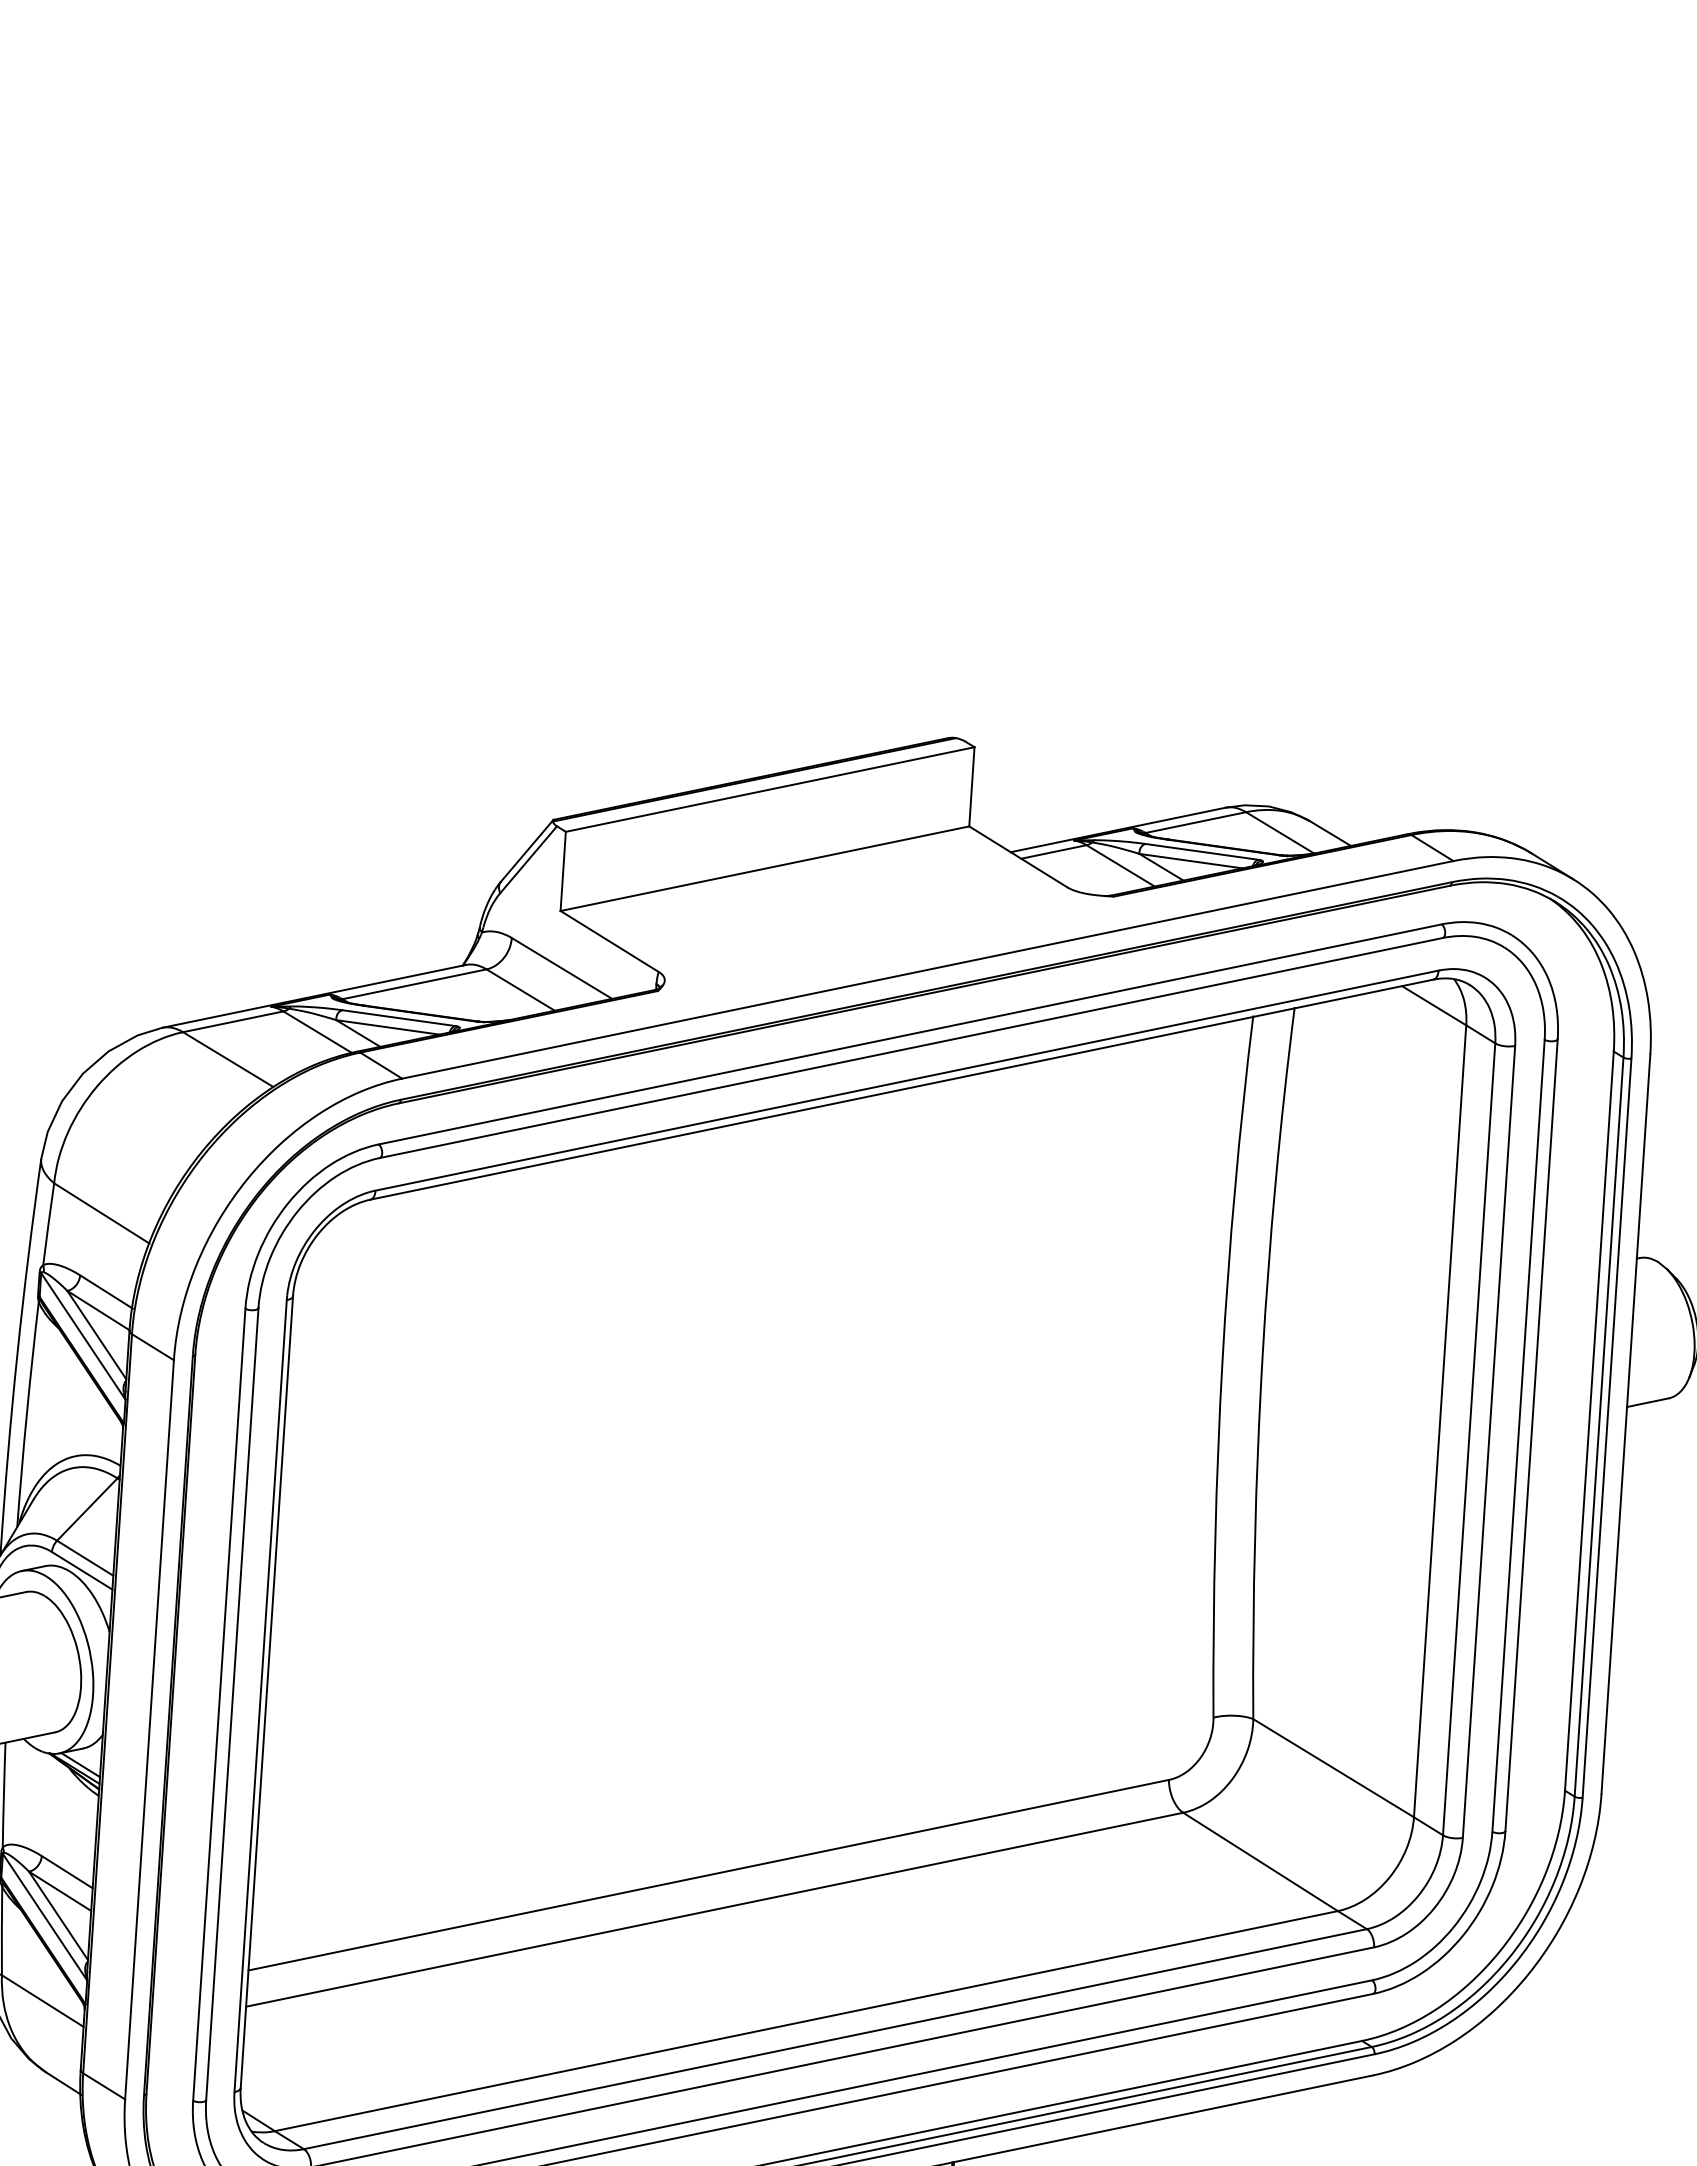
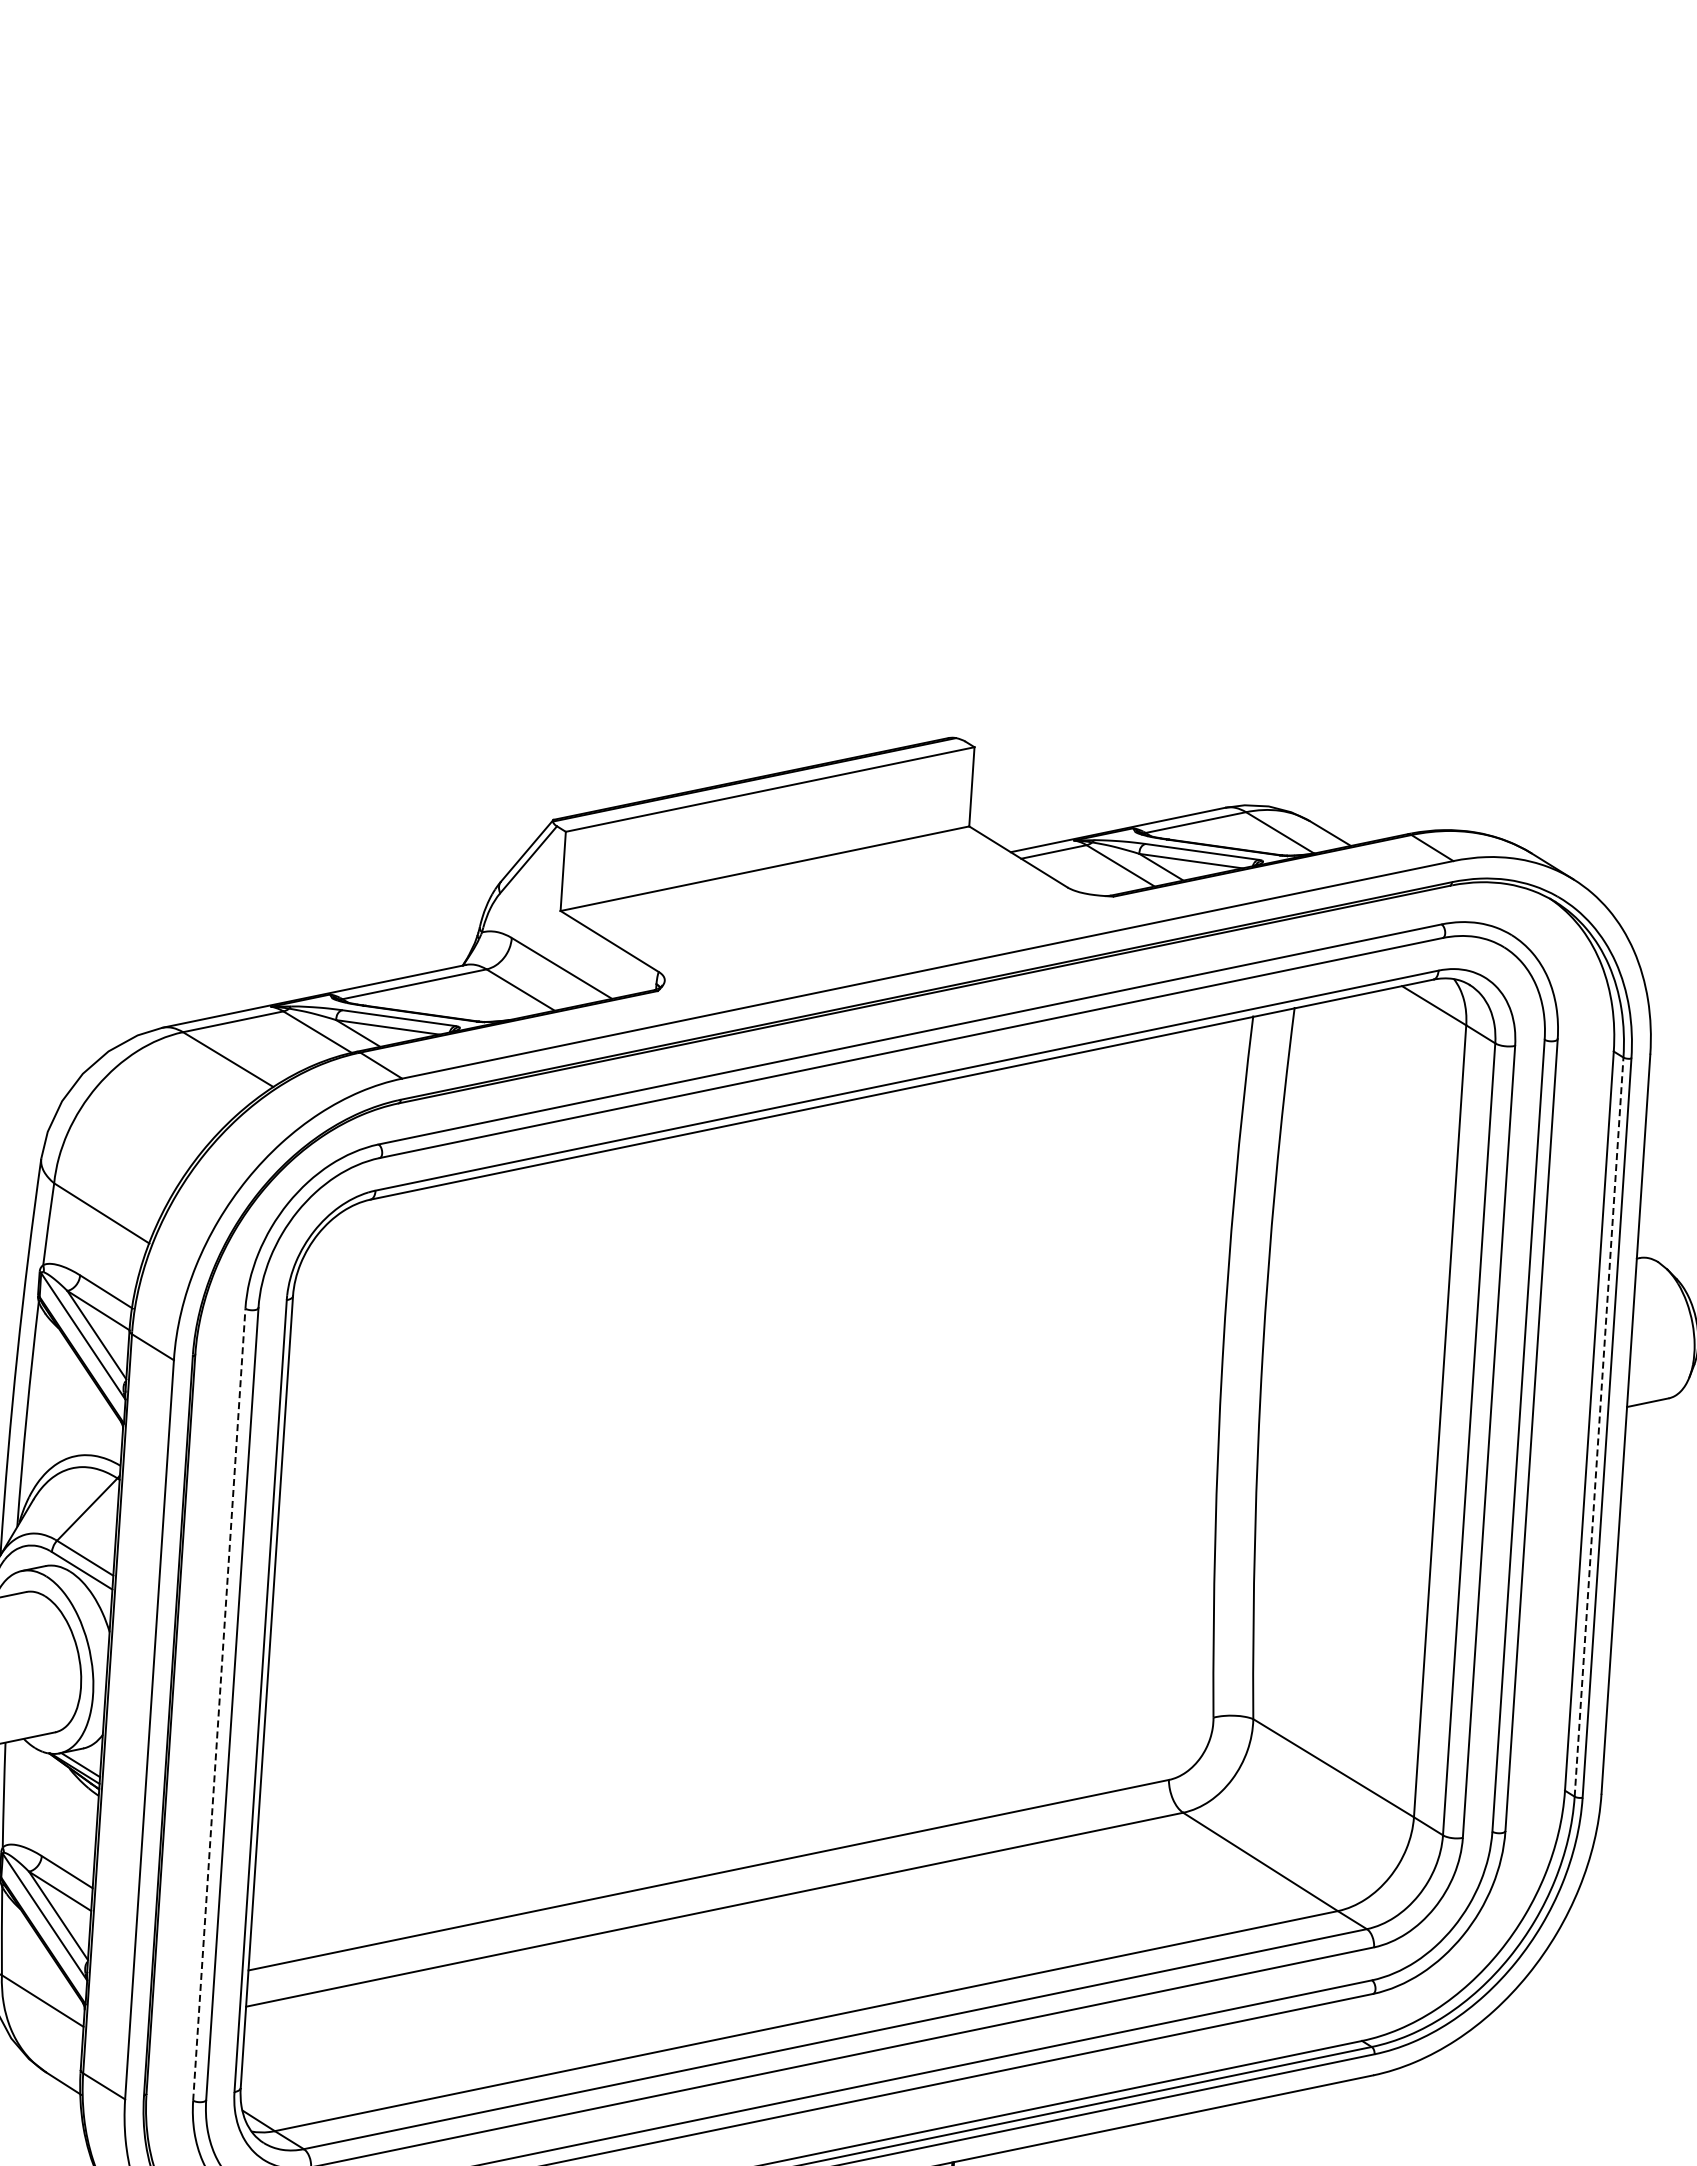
line: solid -> dashed (1599, 1426)
line: solid -> dashed (219, 1704)
